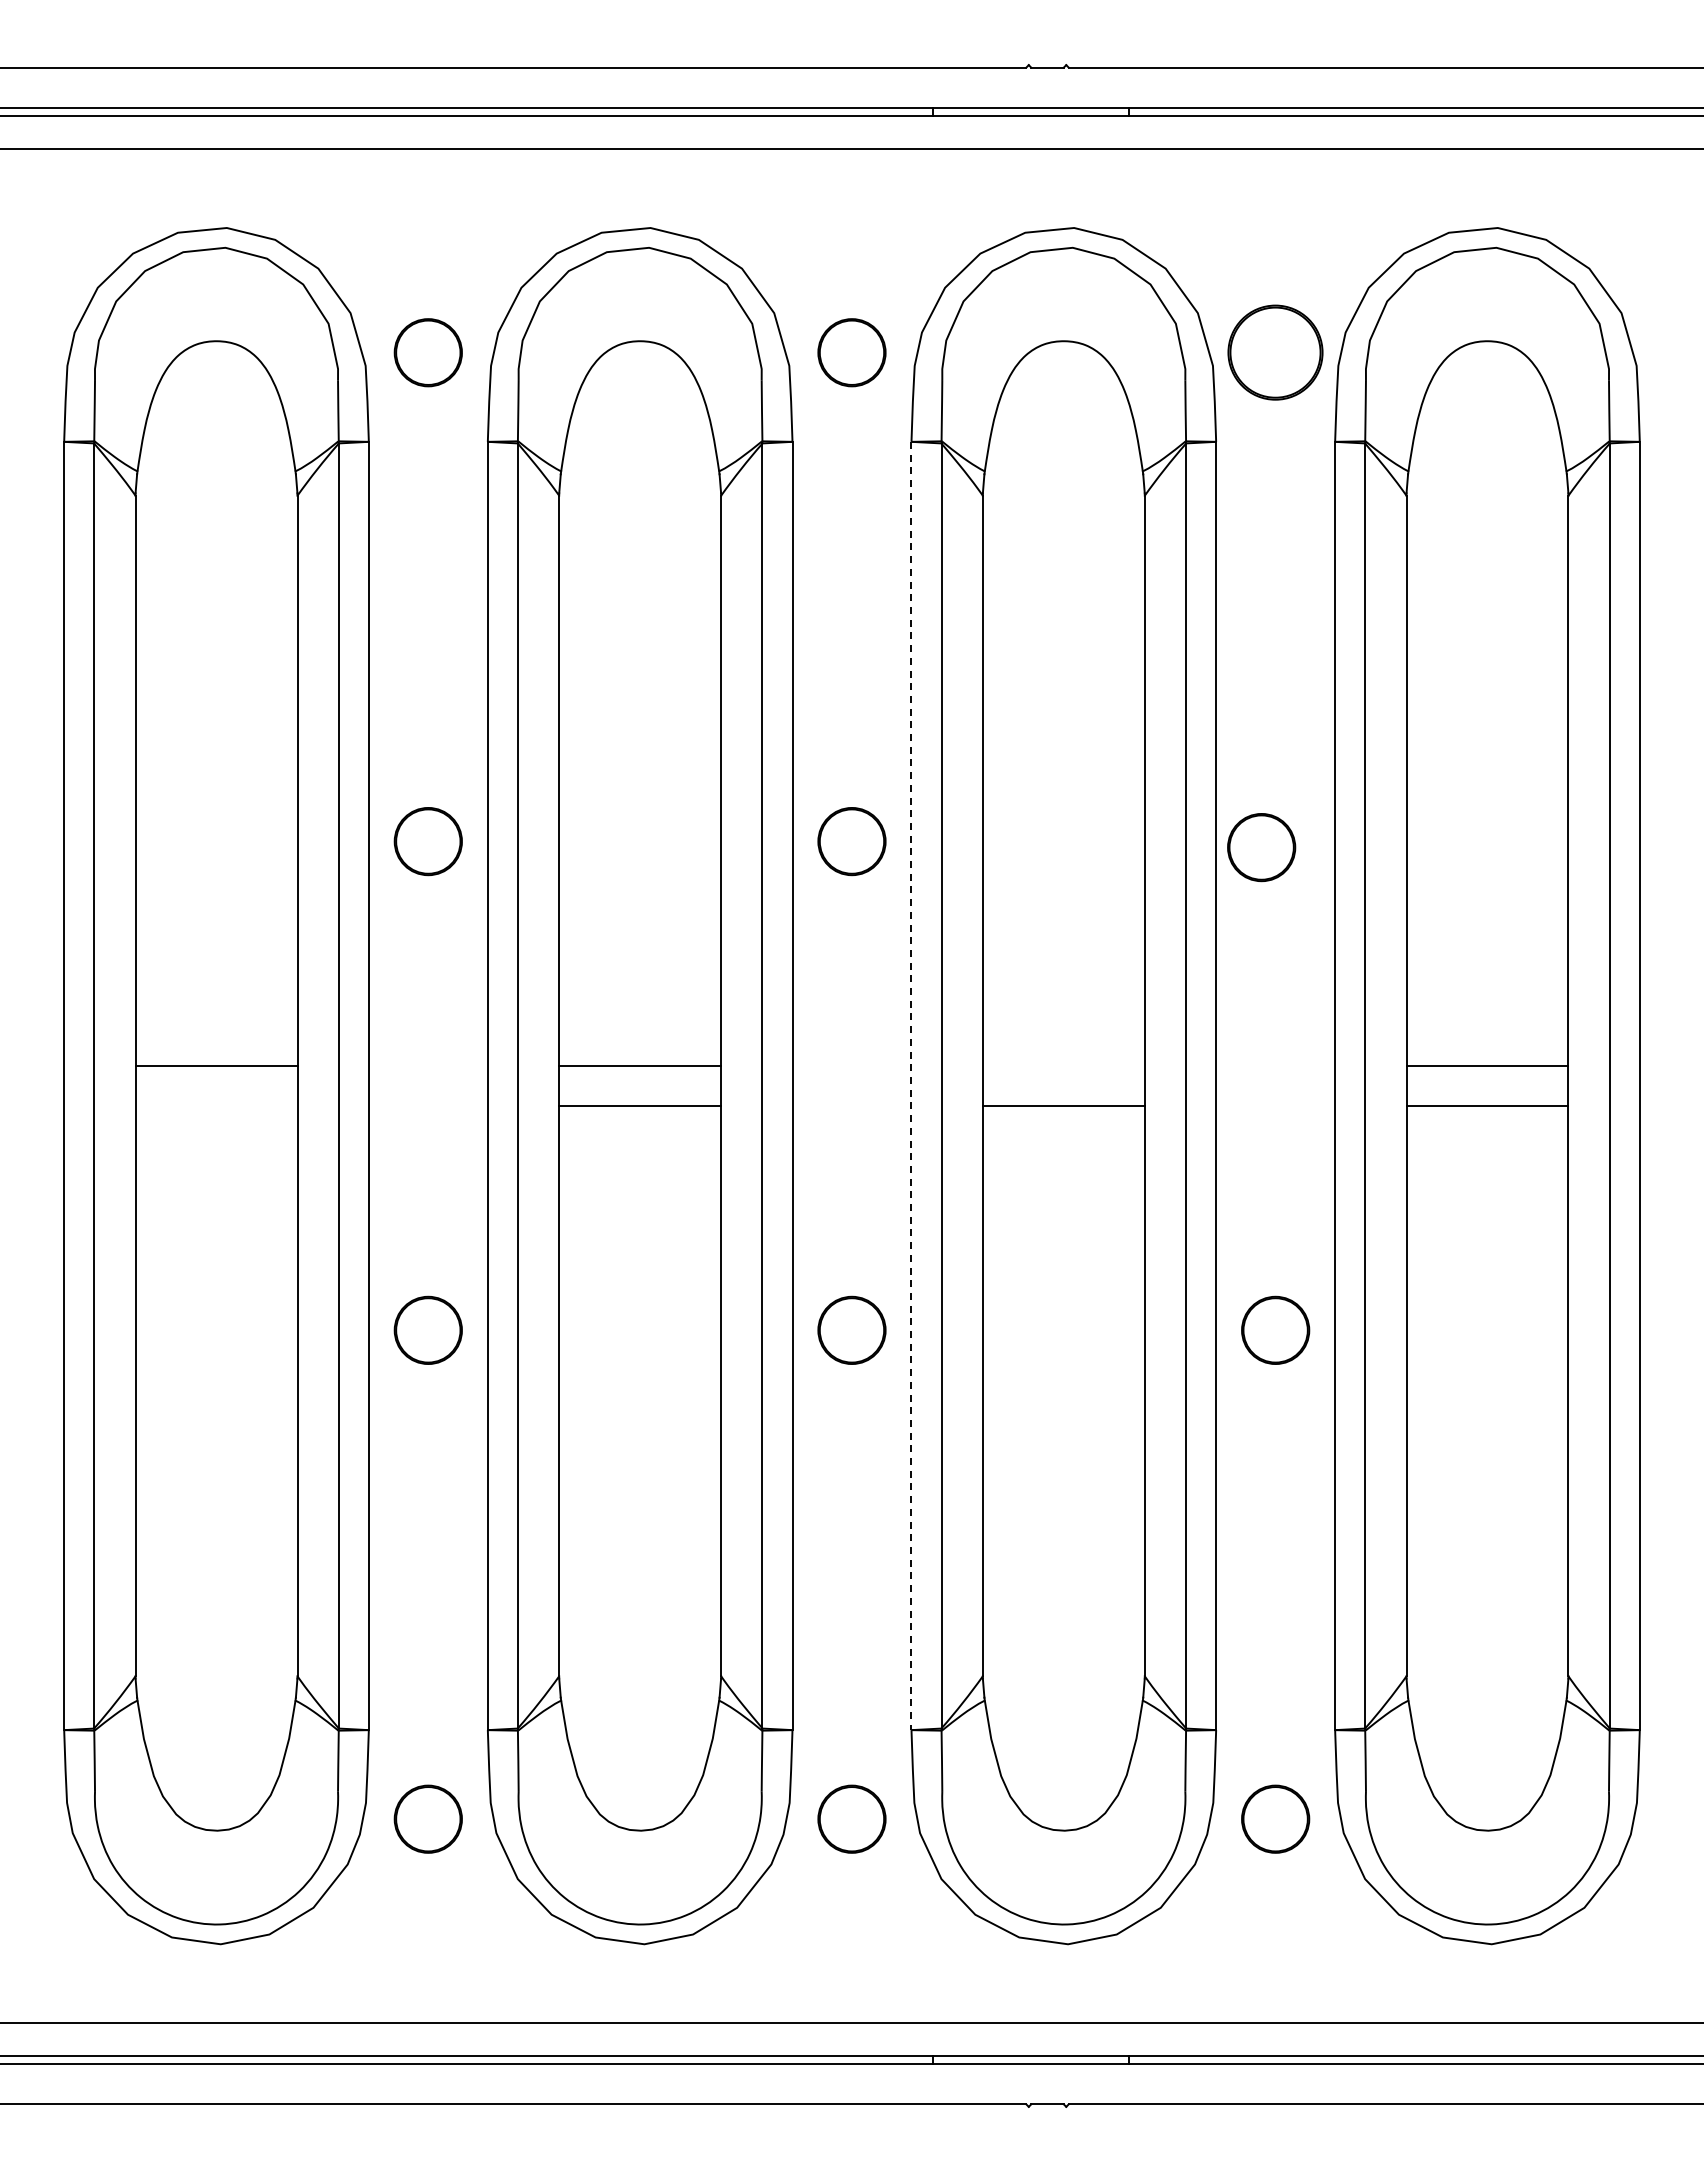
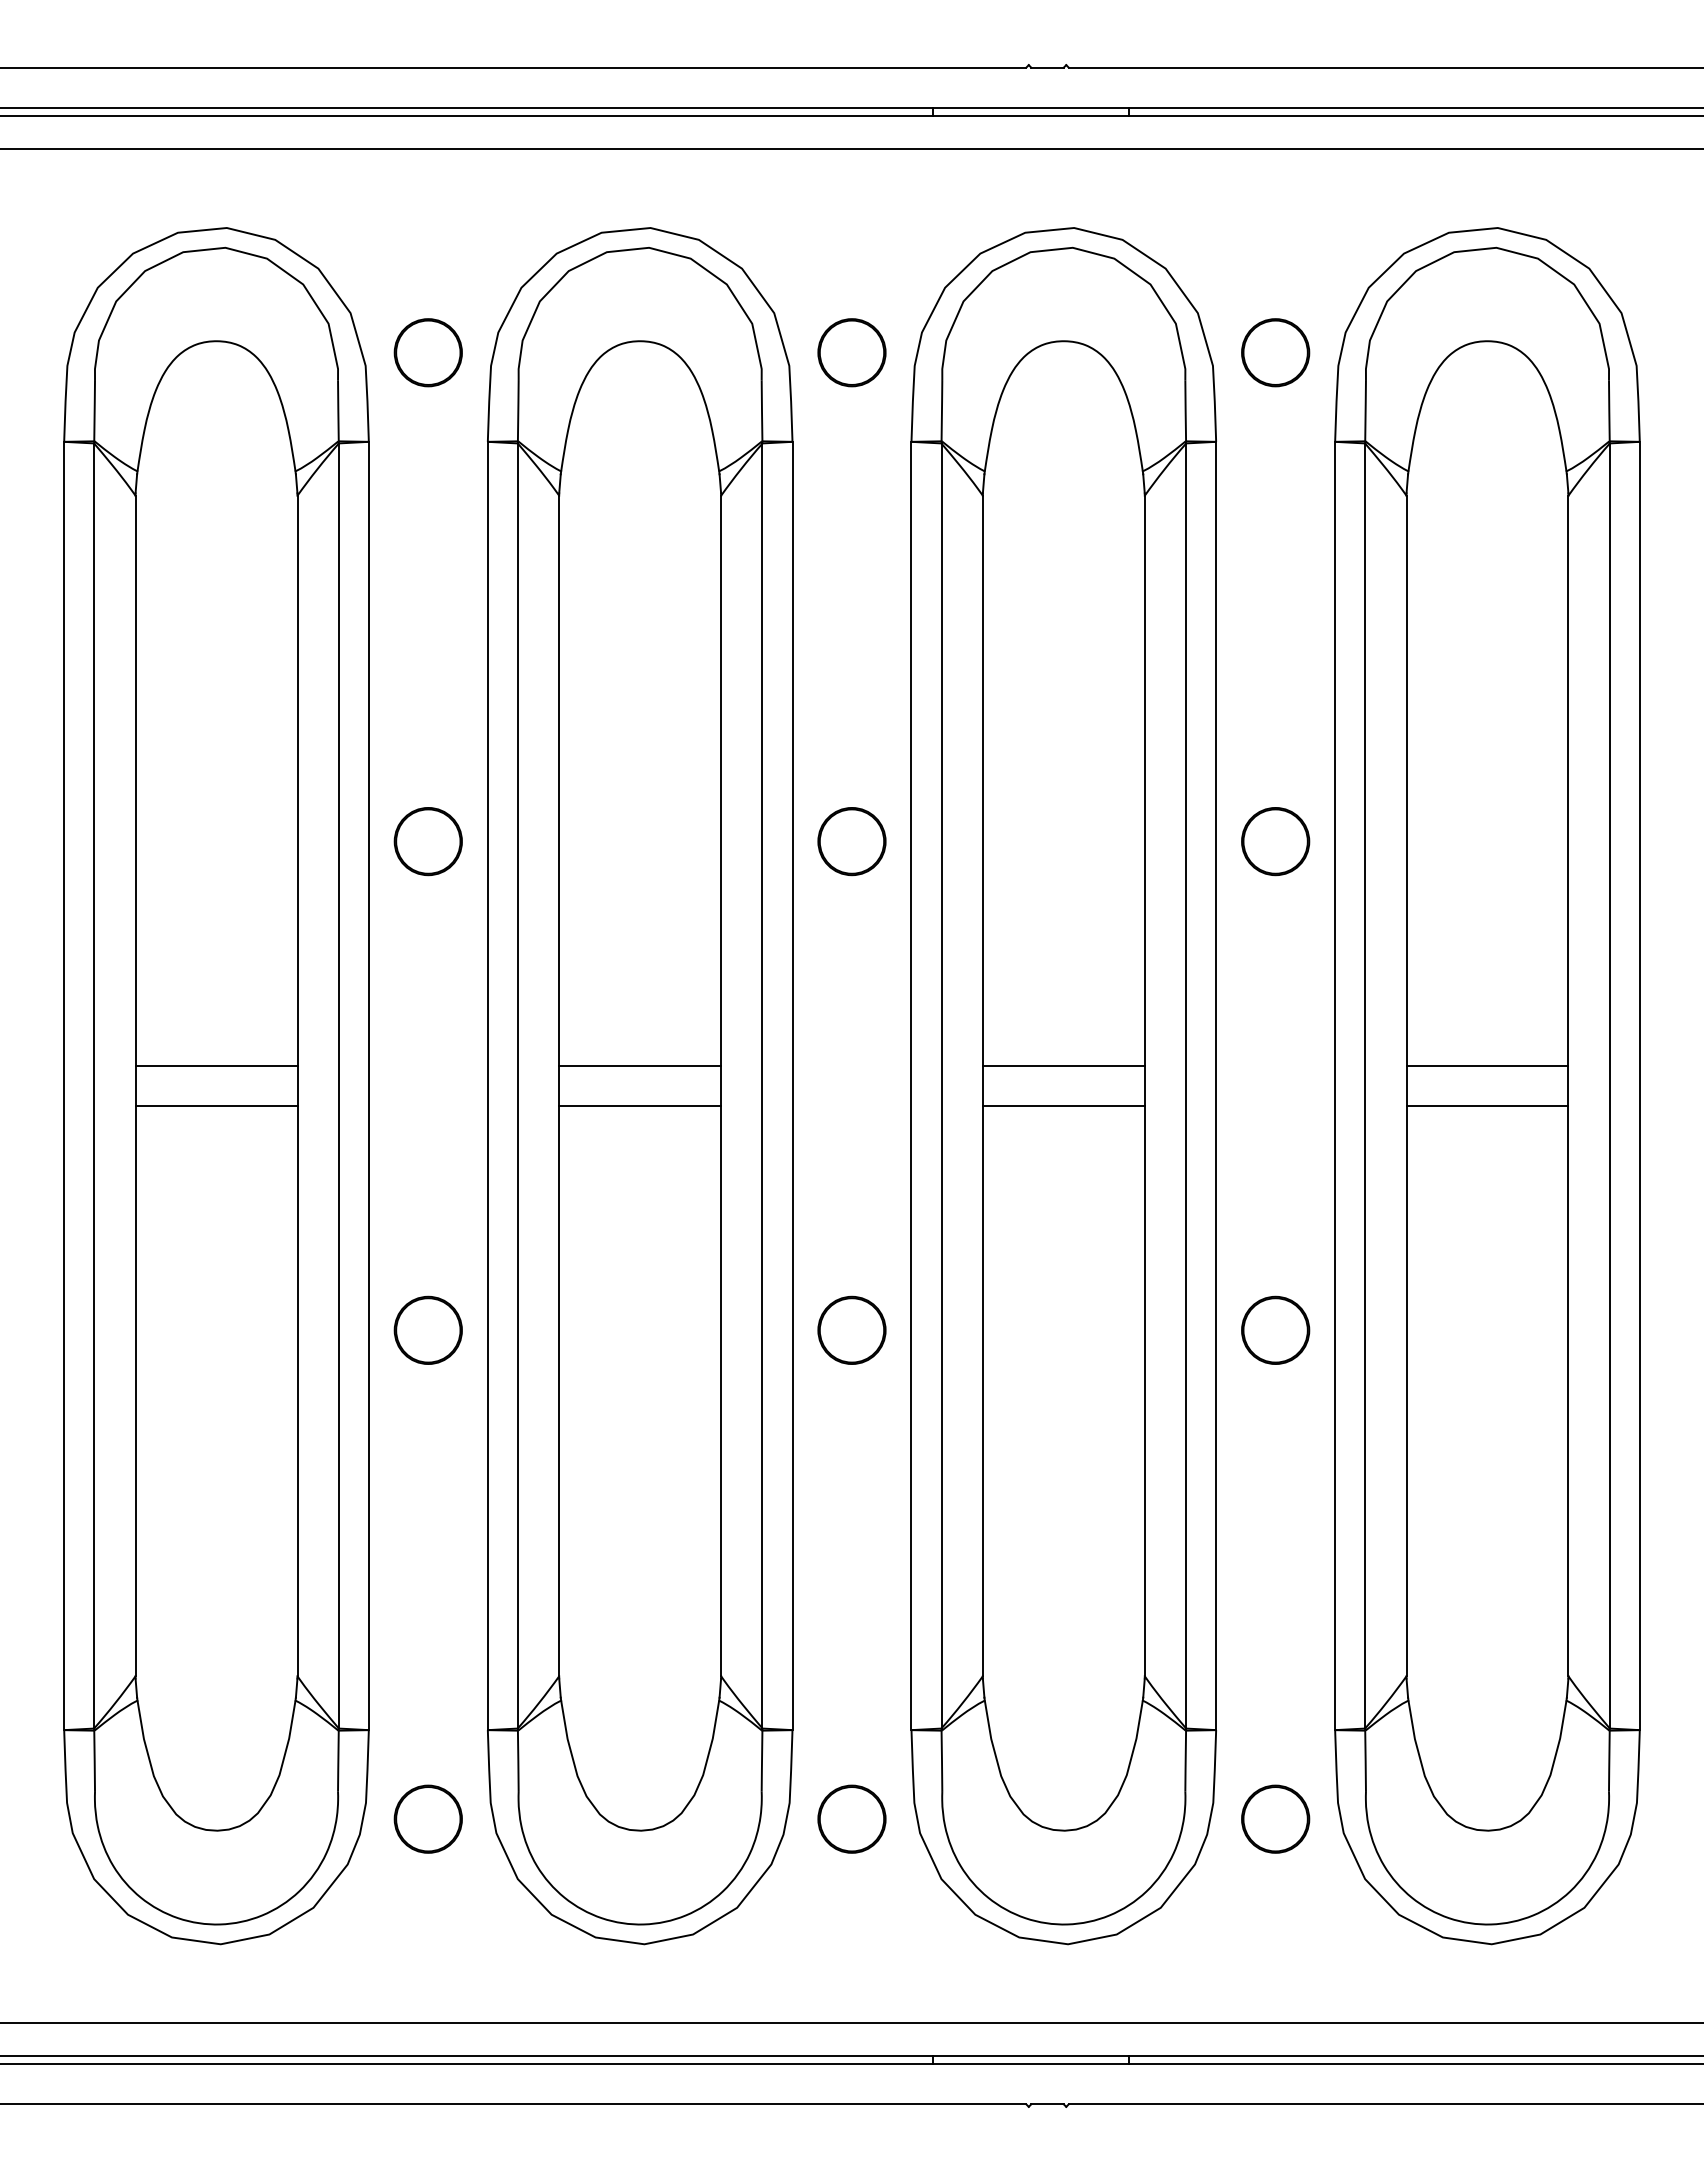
part size: 97x97 px -> 70x70 px (1275, 352)
part position: (1261, 847) -> (1275, 841) (1275, 841)
line: none -> present (1063, 1065)
line: dashed -> solid (911, 1086)
line: none -> present (216, 1106)
